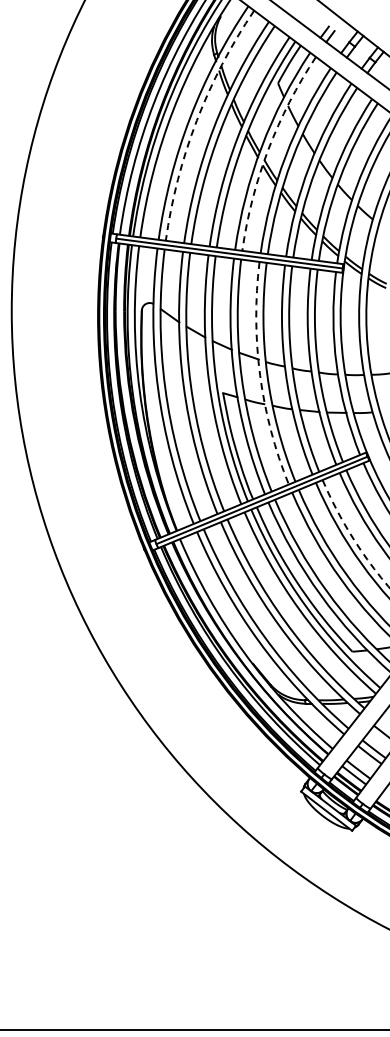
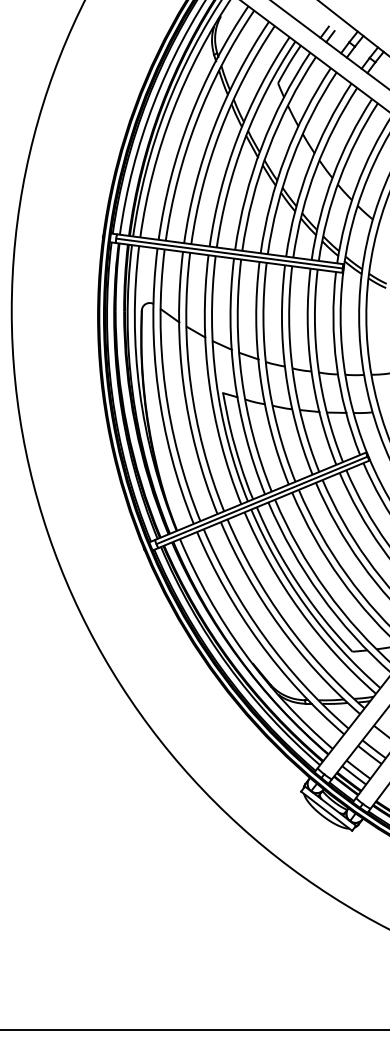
arc: dashed -> solid (196, 120)
arc: dashed -> solid (268, 149)
arc: dashed -> solid (260, 375)
arc: dashed -> solid (352, 537)
